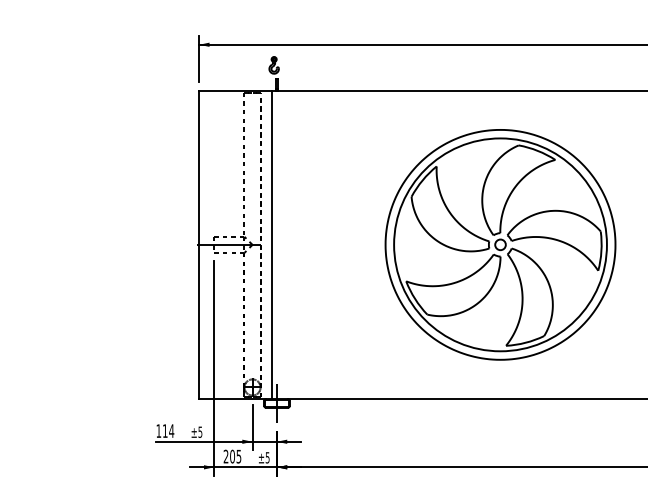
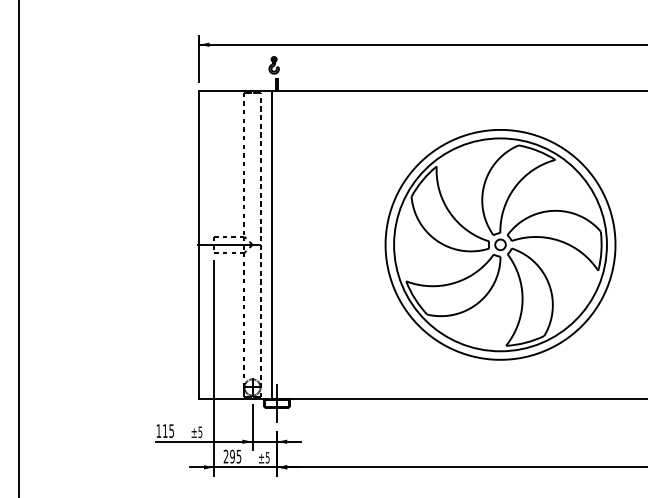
line: none -> present (19, 248)
text: 114 -> 115 (171, 430)
text: 205 -> 295 (232, 456)
